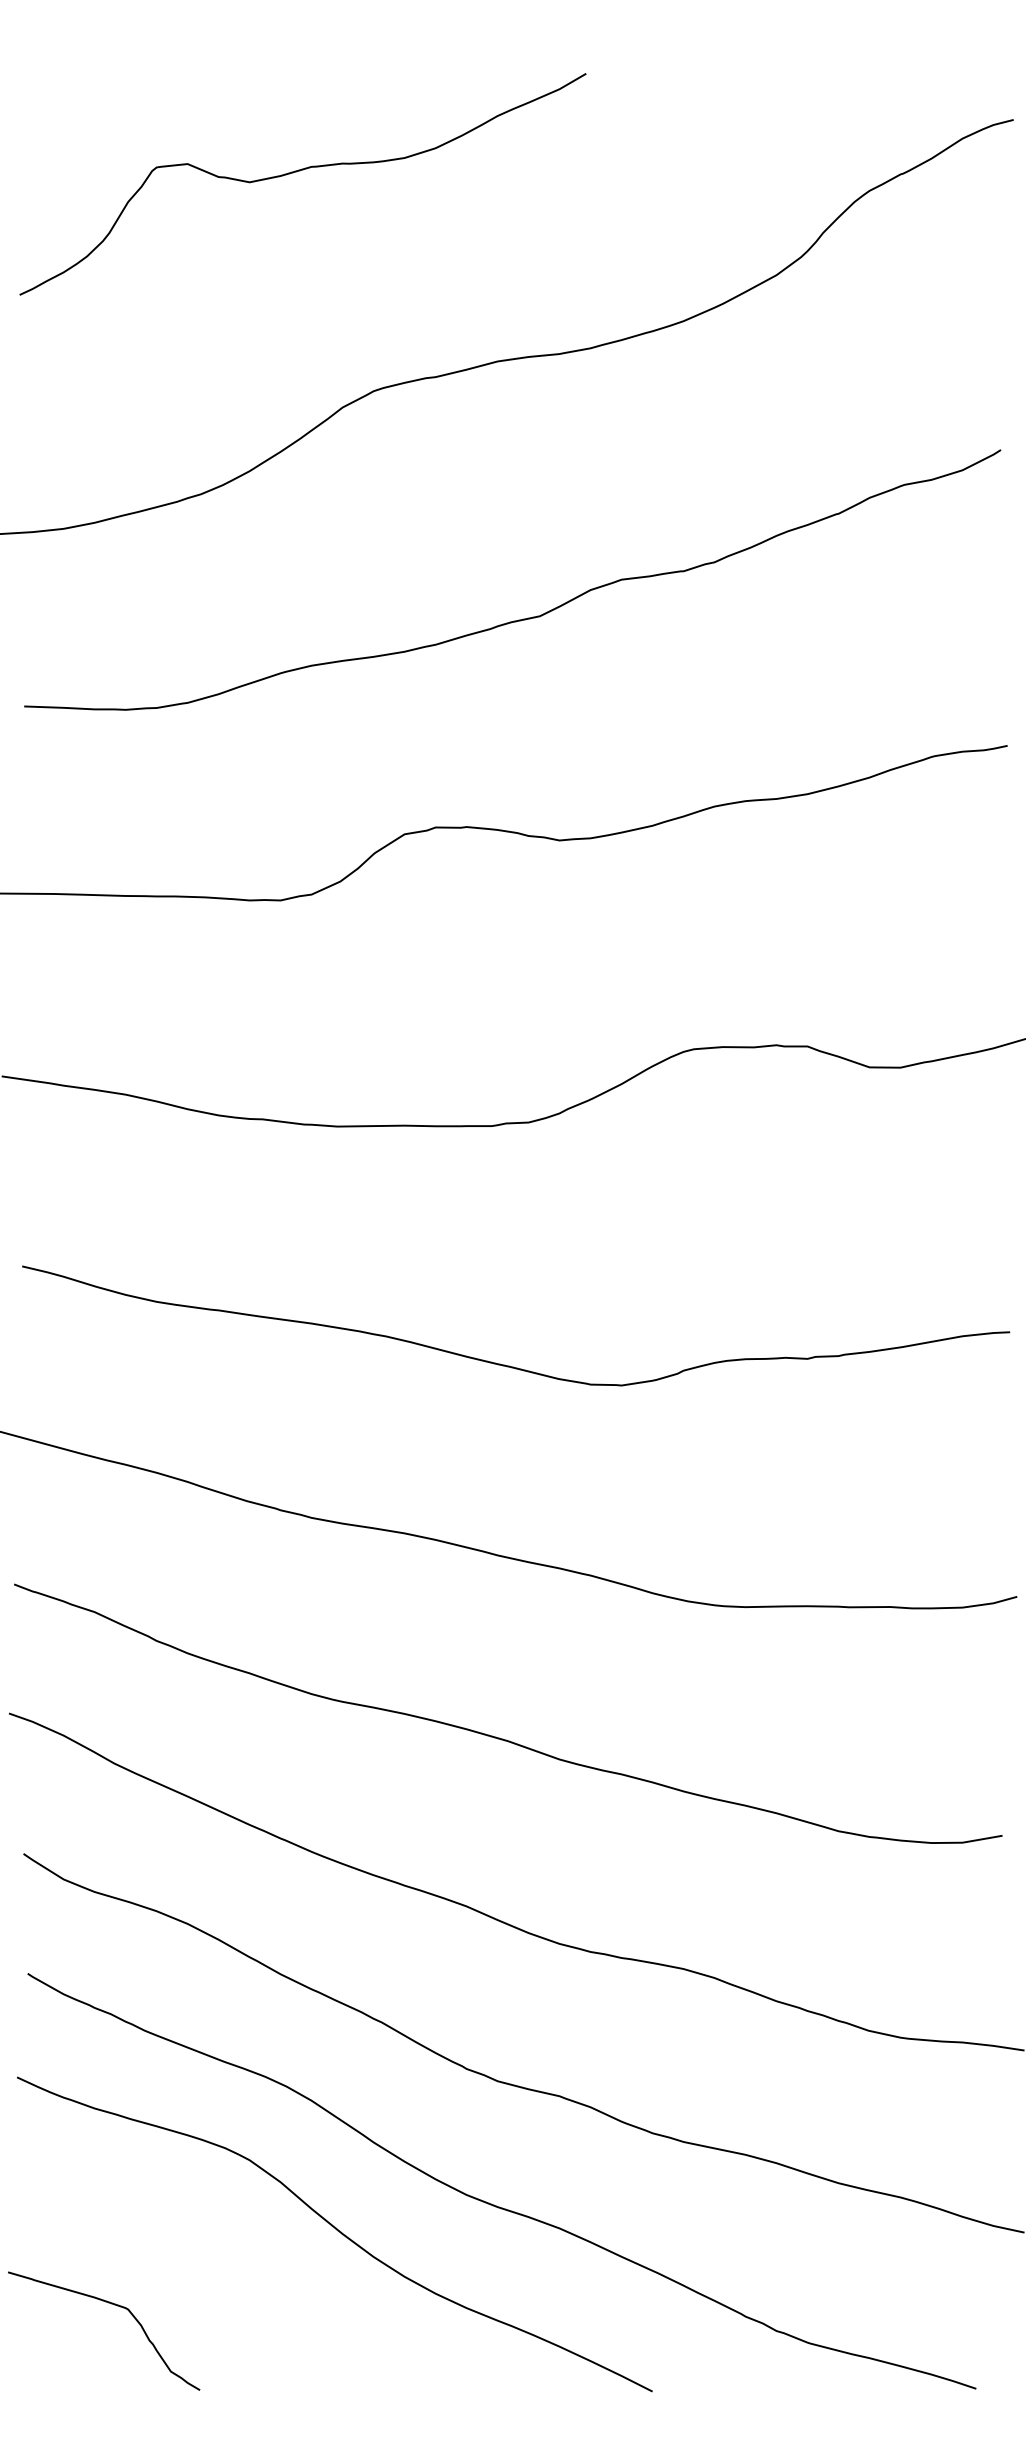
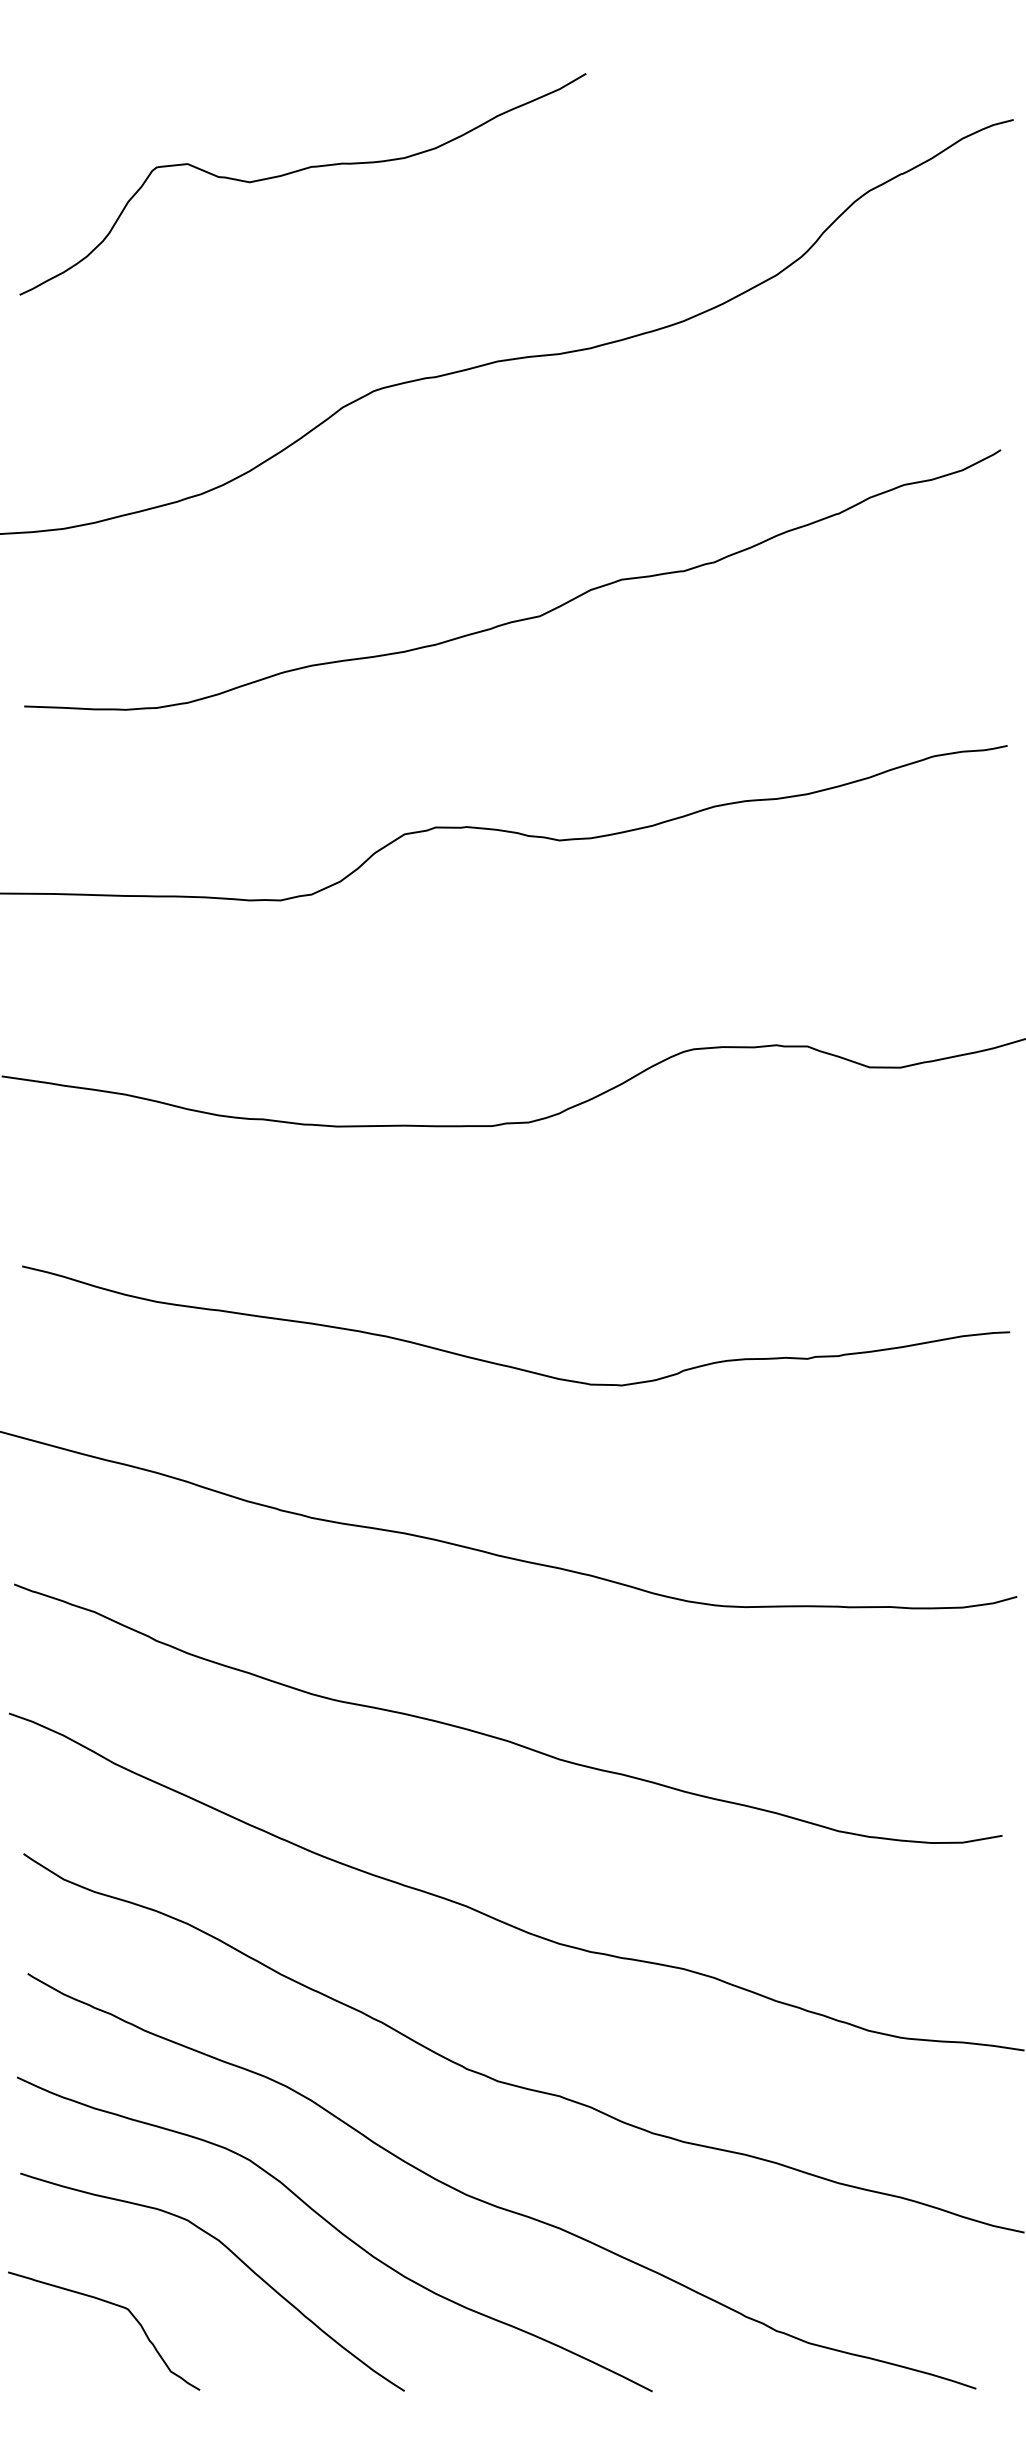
curve: none -> present (236, 2257)
